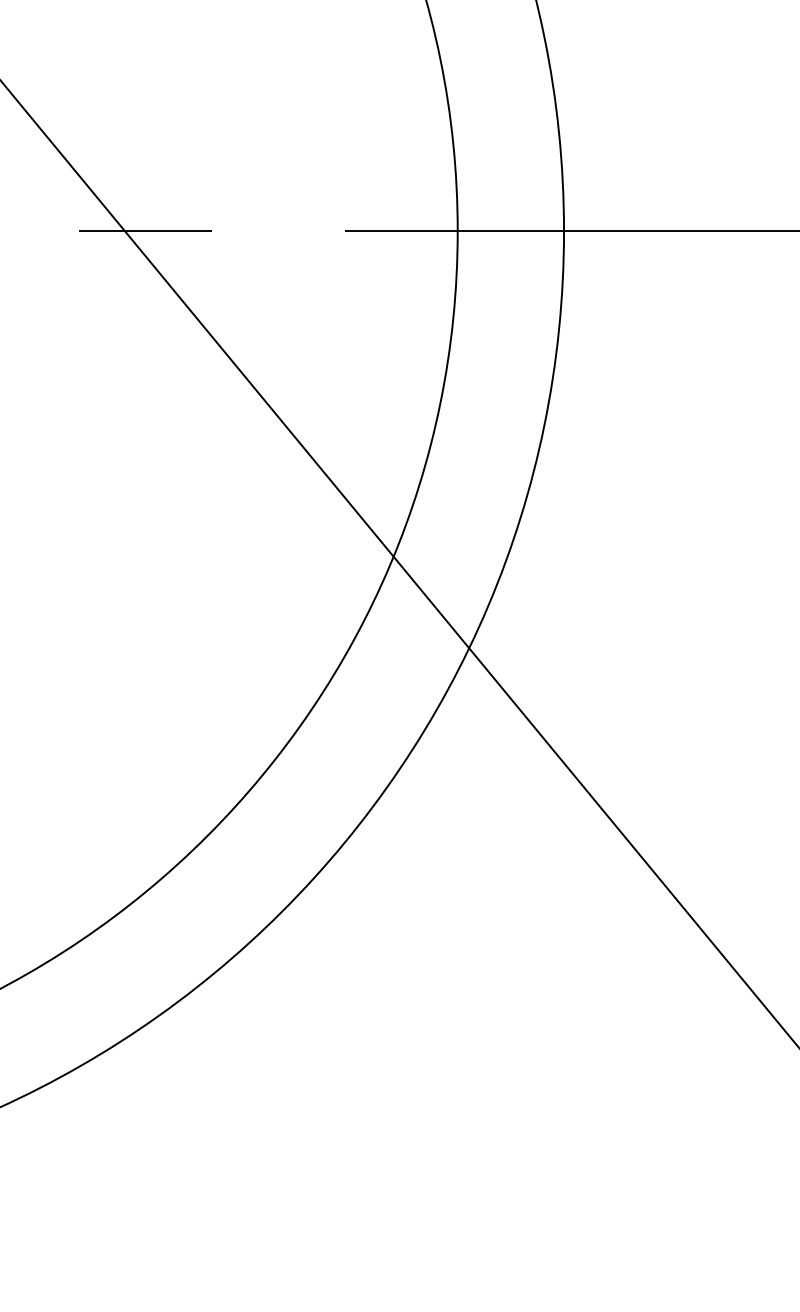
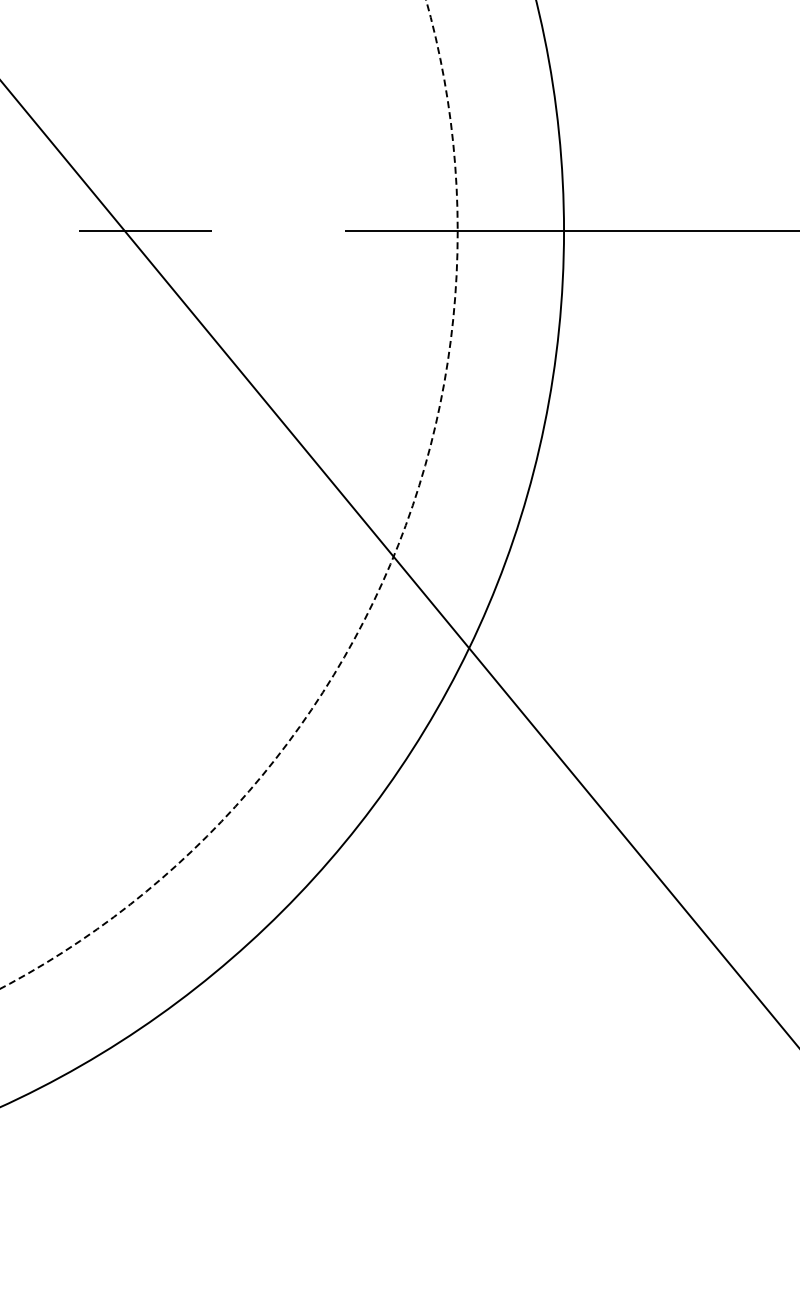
circle: solid -> dashed (228, 494)
